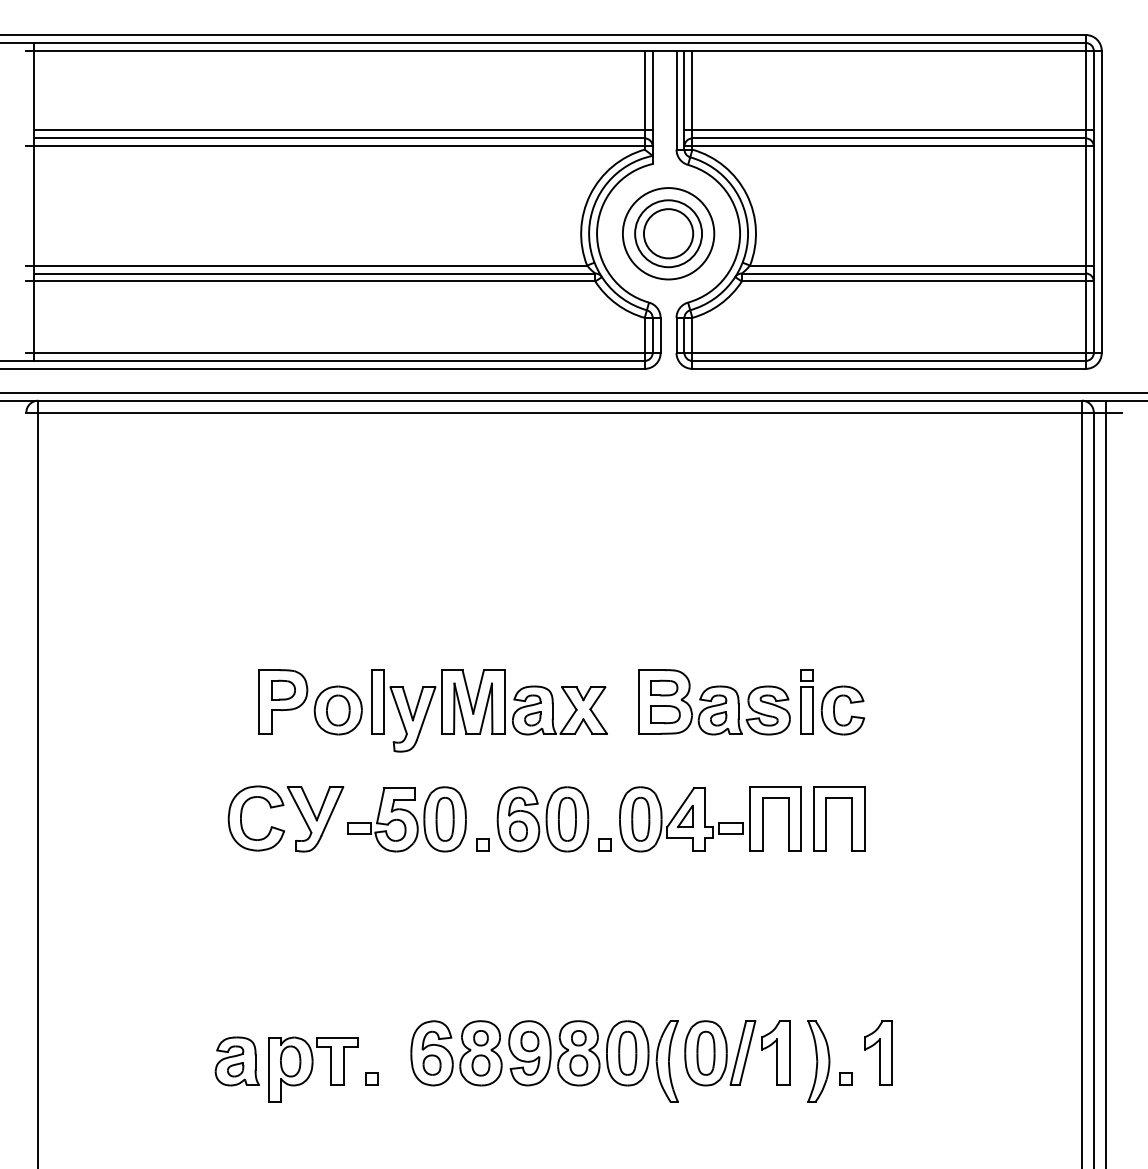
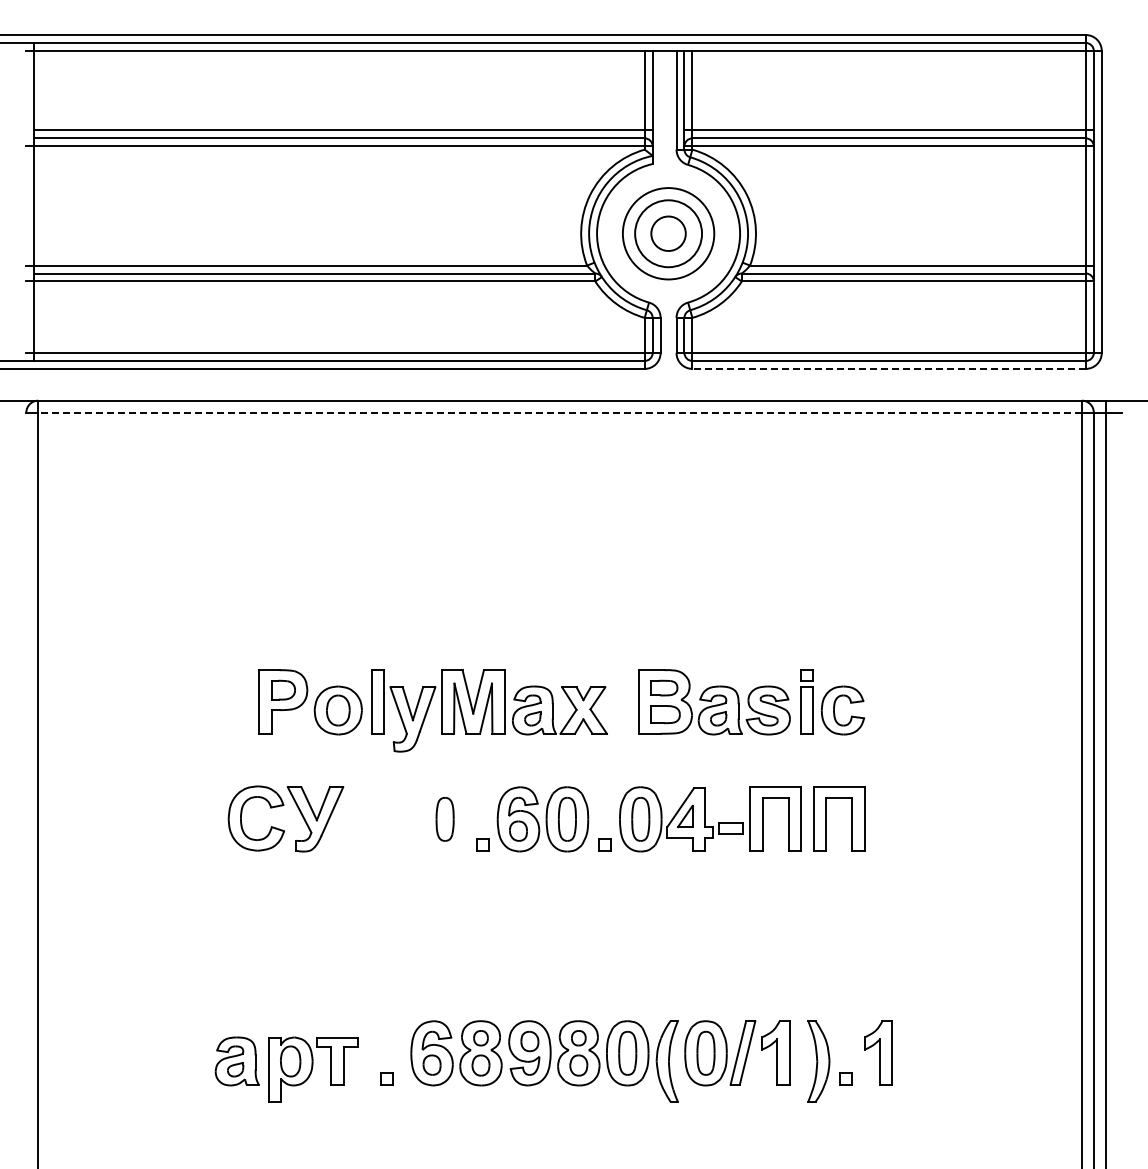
circle diameter: 49 px -> 34 px (668, 233)
line: solid -> dashed (889, 368)
line: present -> none (573, 392)
line: solid -> dashed (560, 412)
part: present -> none (406, 819)
part position: (371, 1078) -> (386, 1078) (386, 1078)
